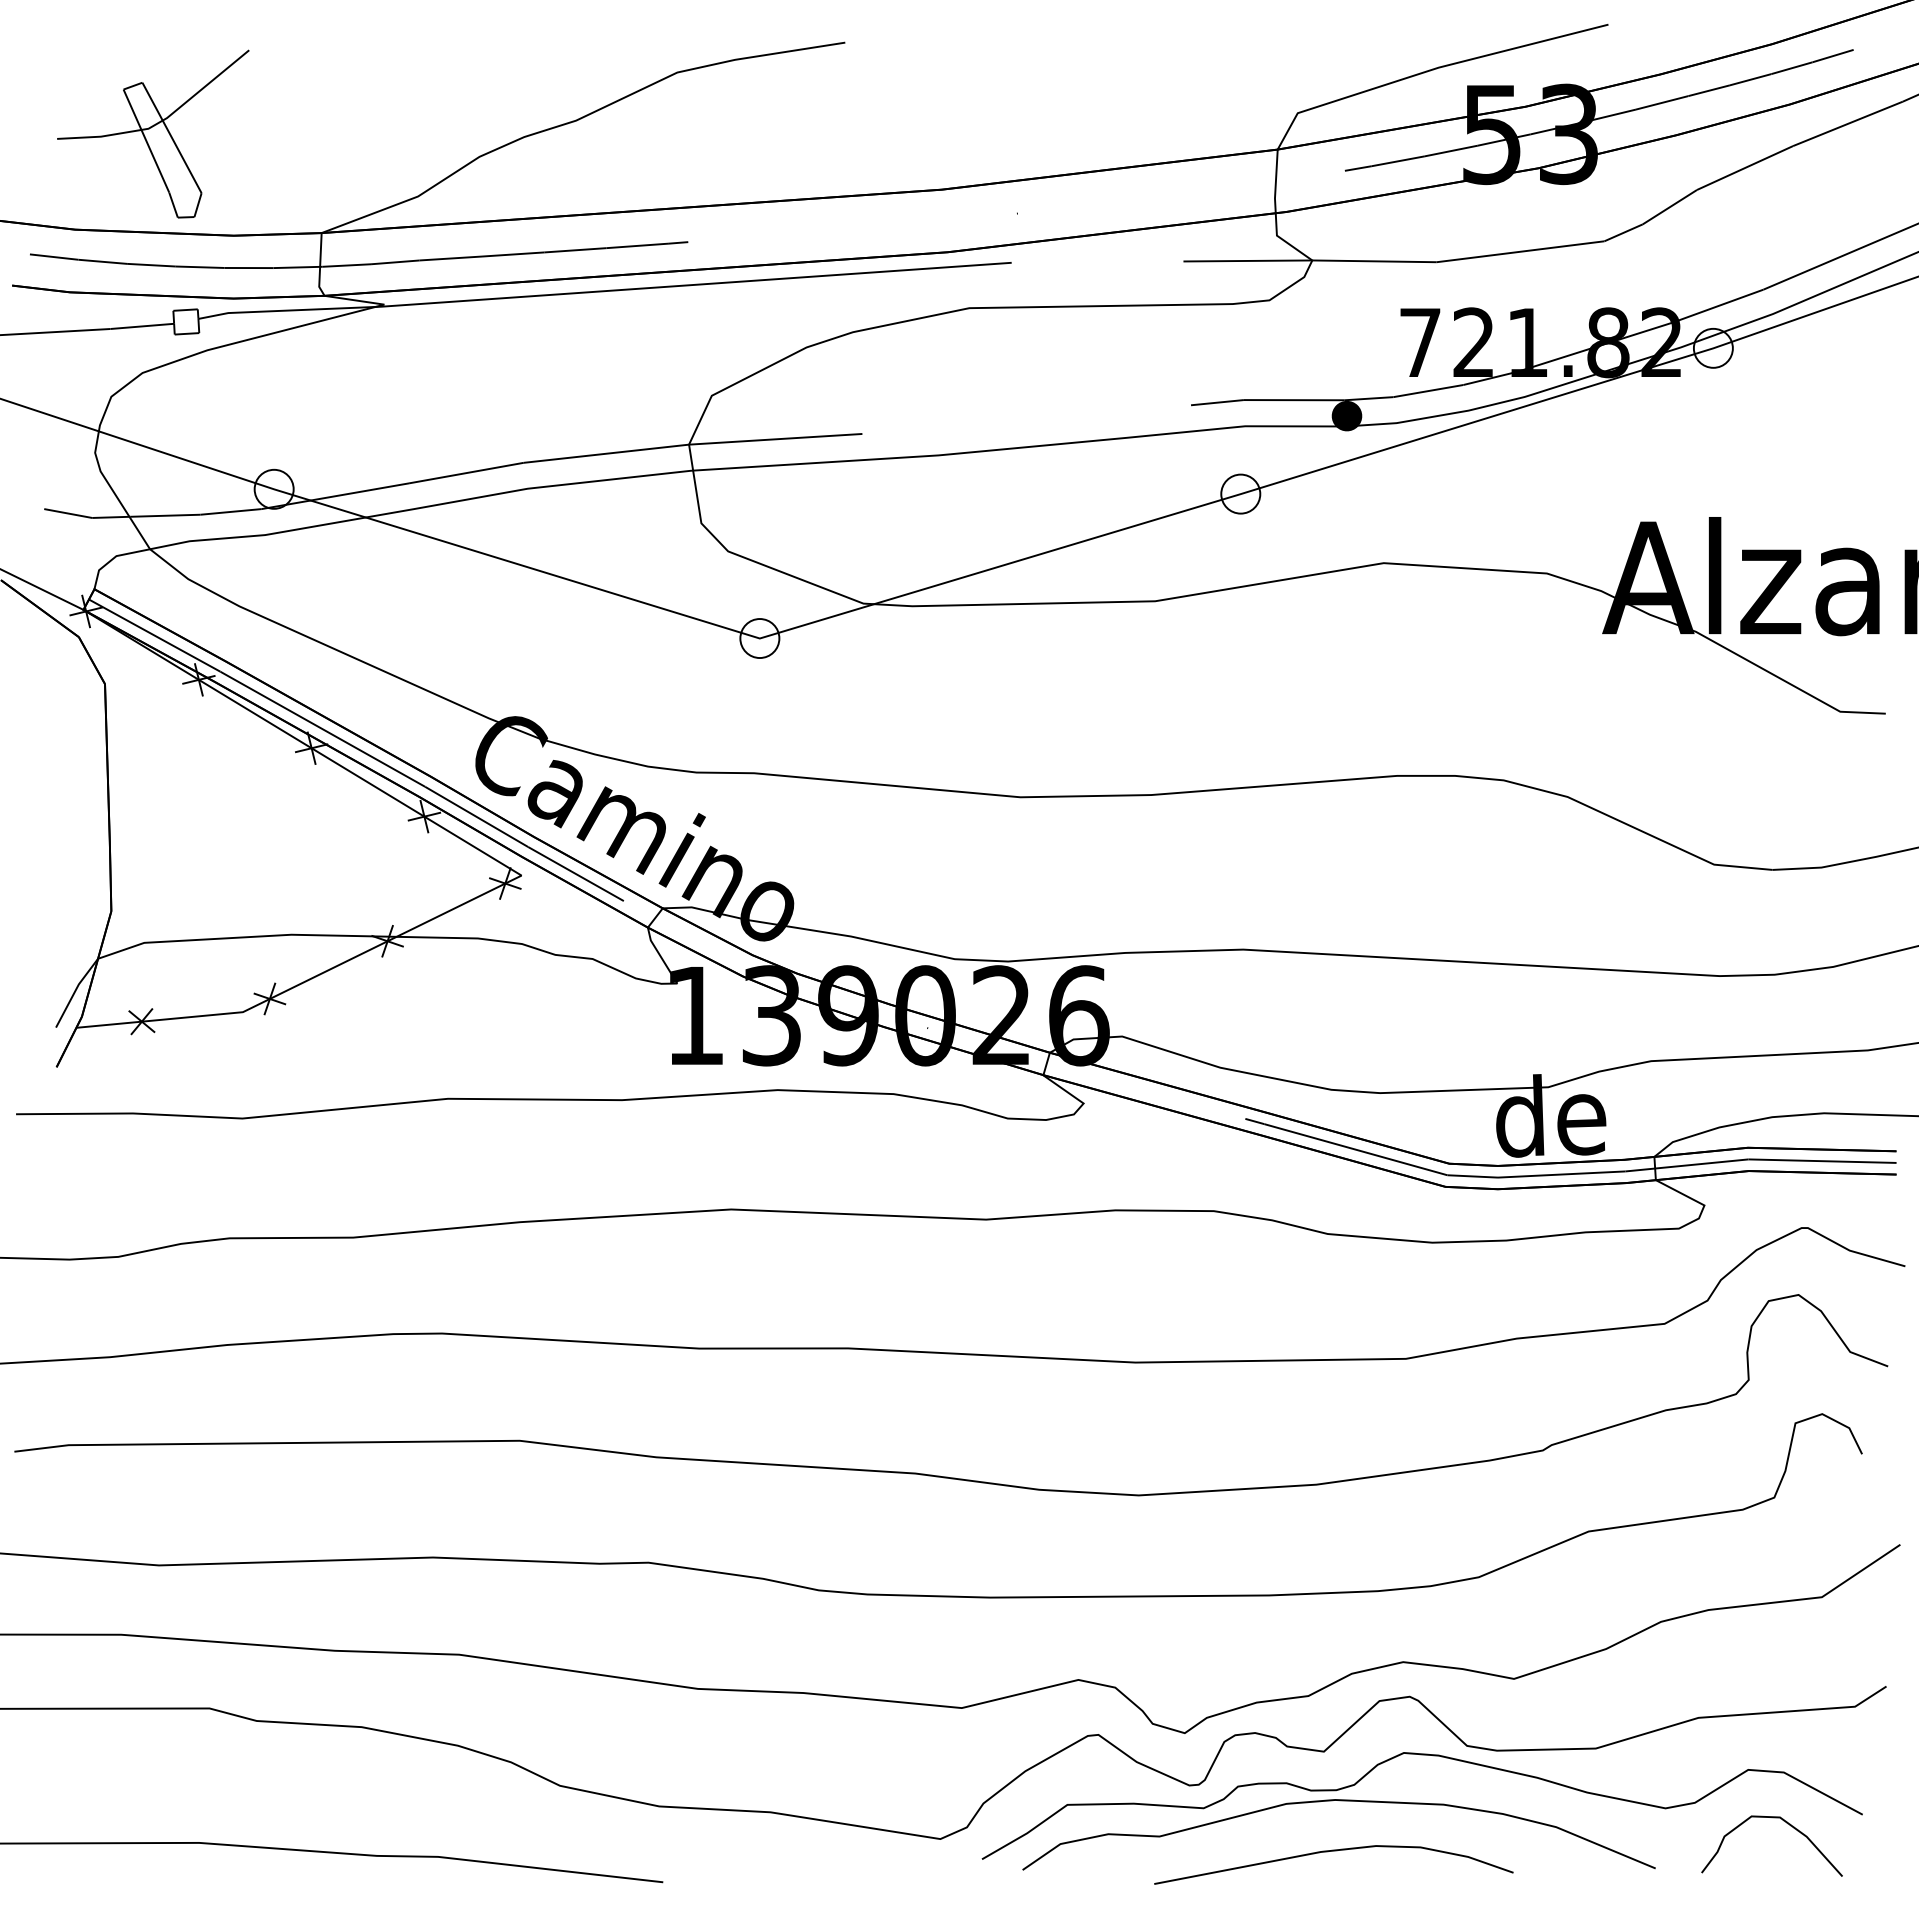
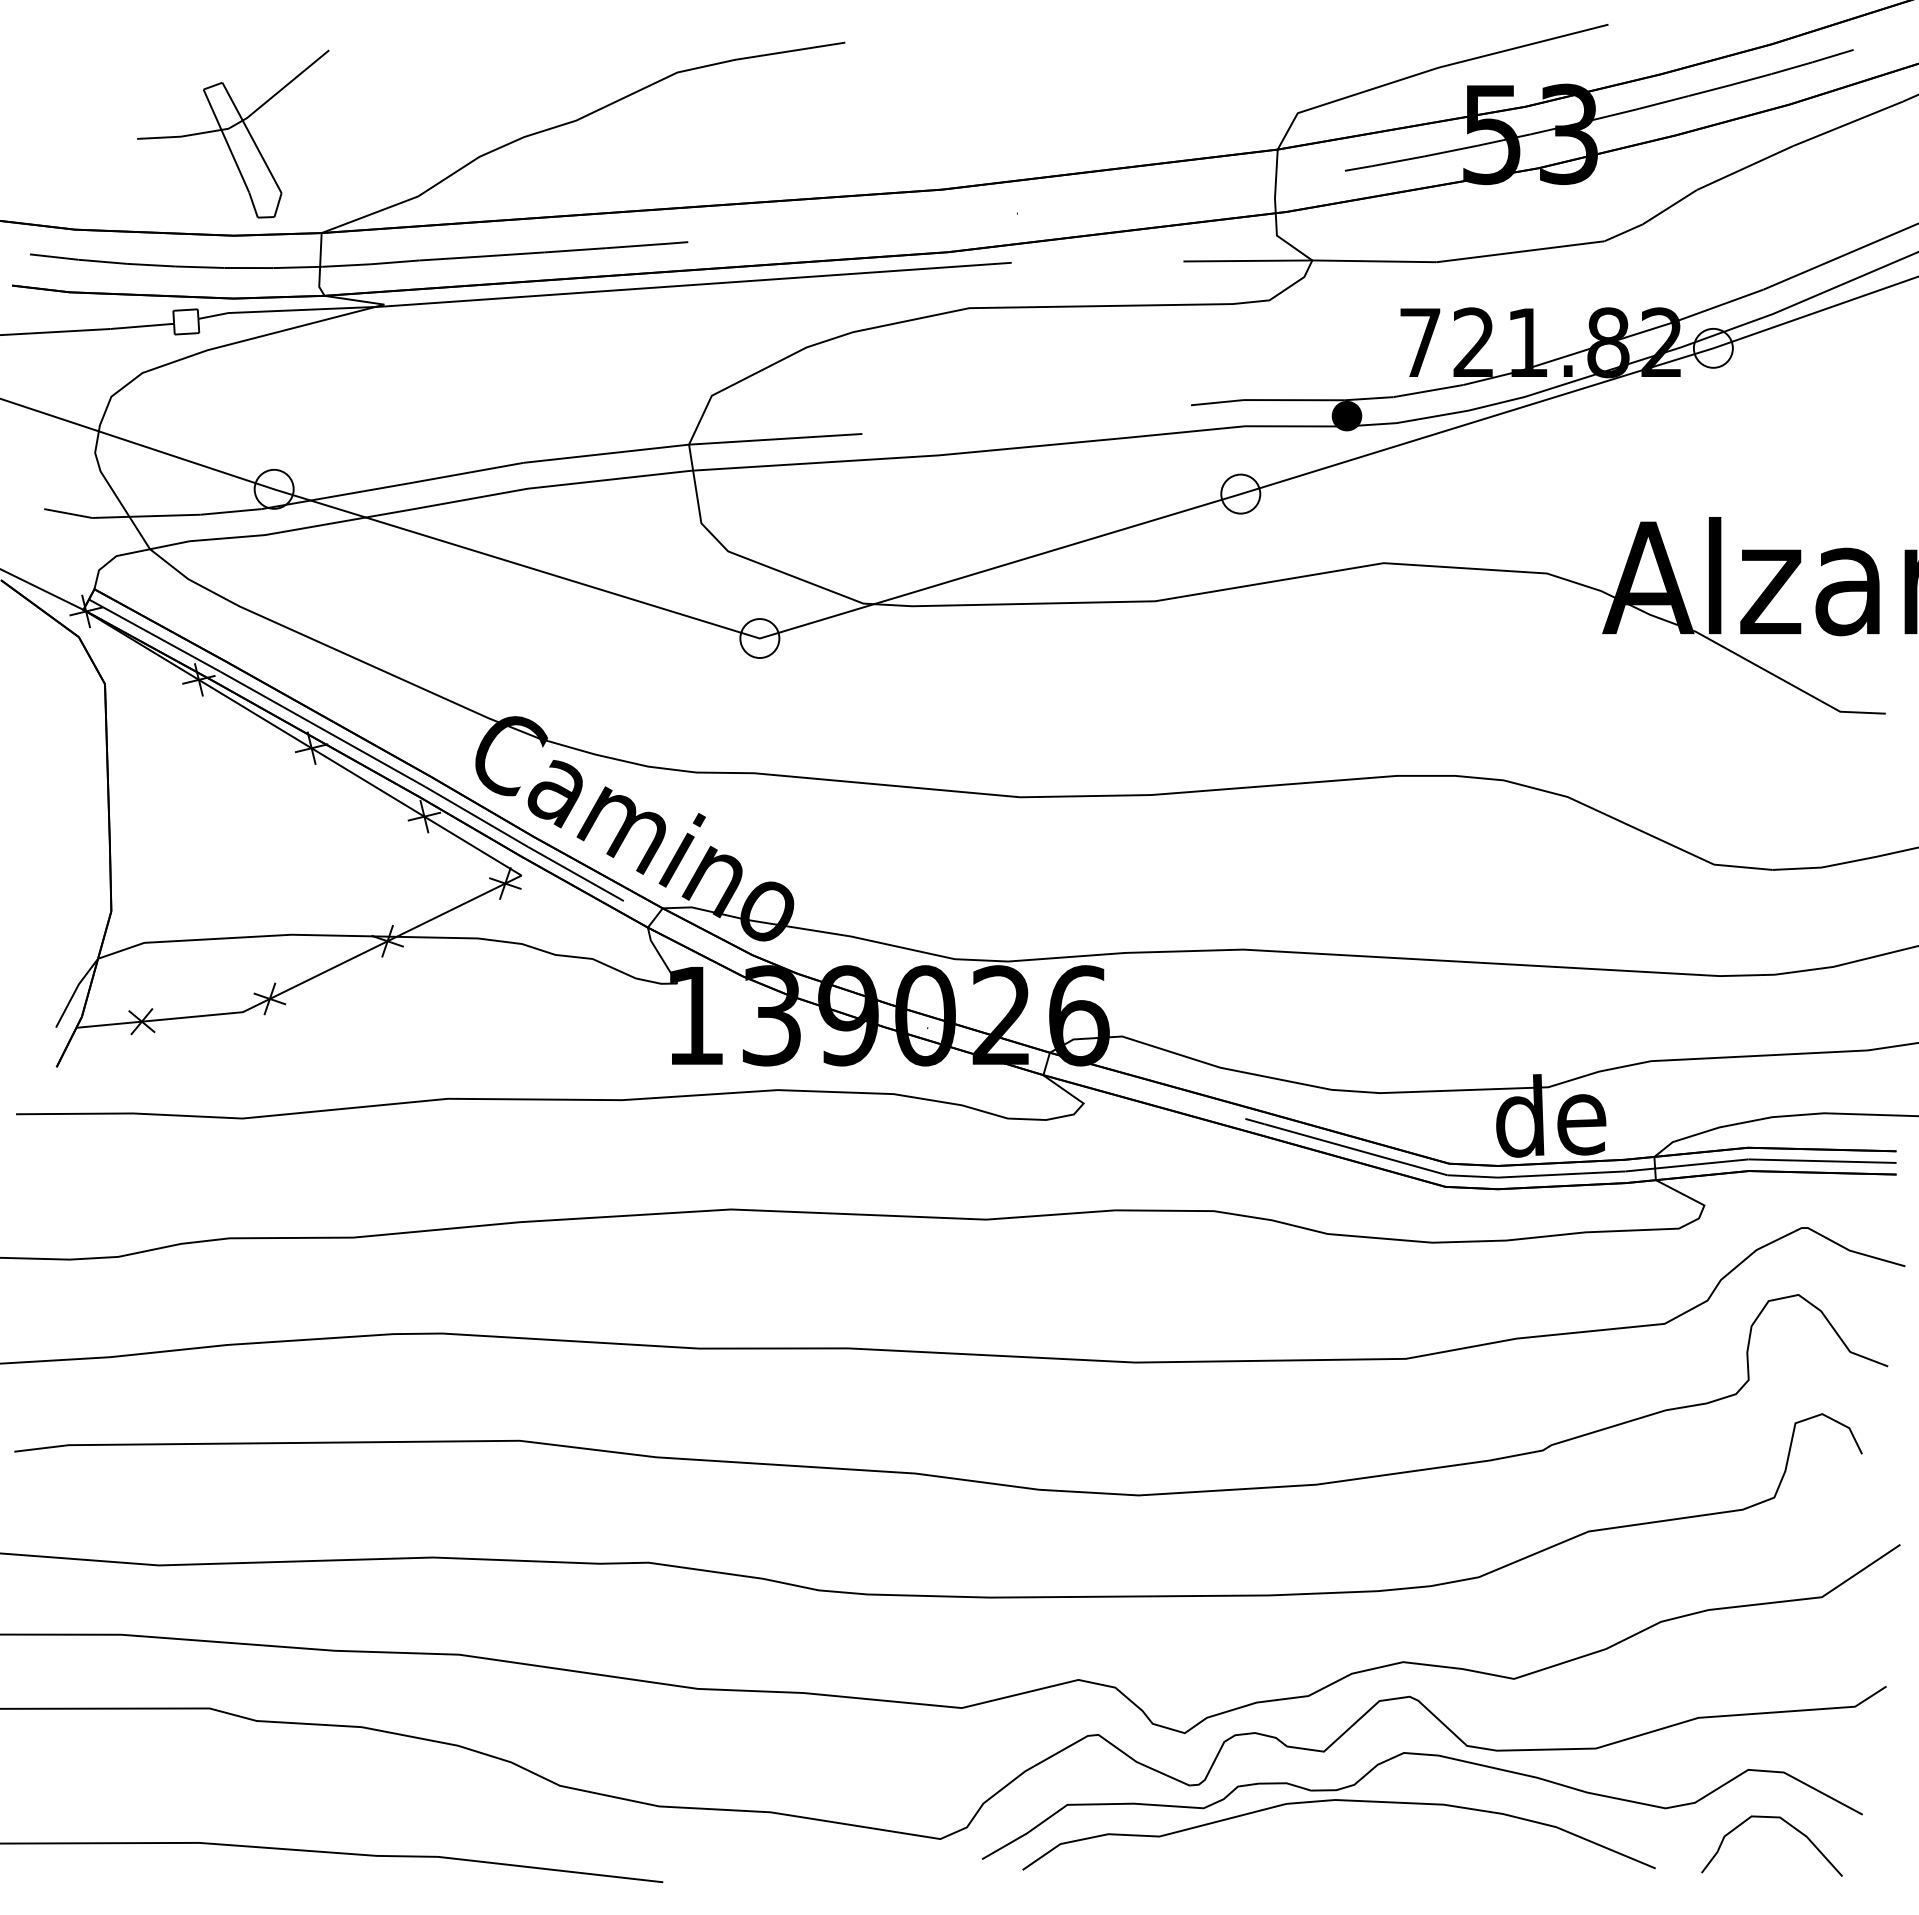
part position: (153, 133) -> (233, 133) (233, 133)
curve: present -> none (1333, 1851)
